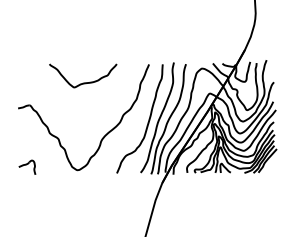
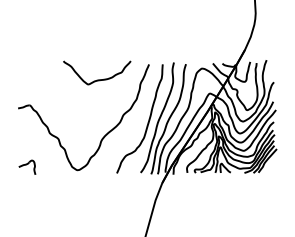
curve position: (83, 82) -> (97, 79) (97, 79)
